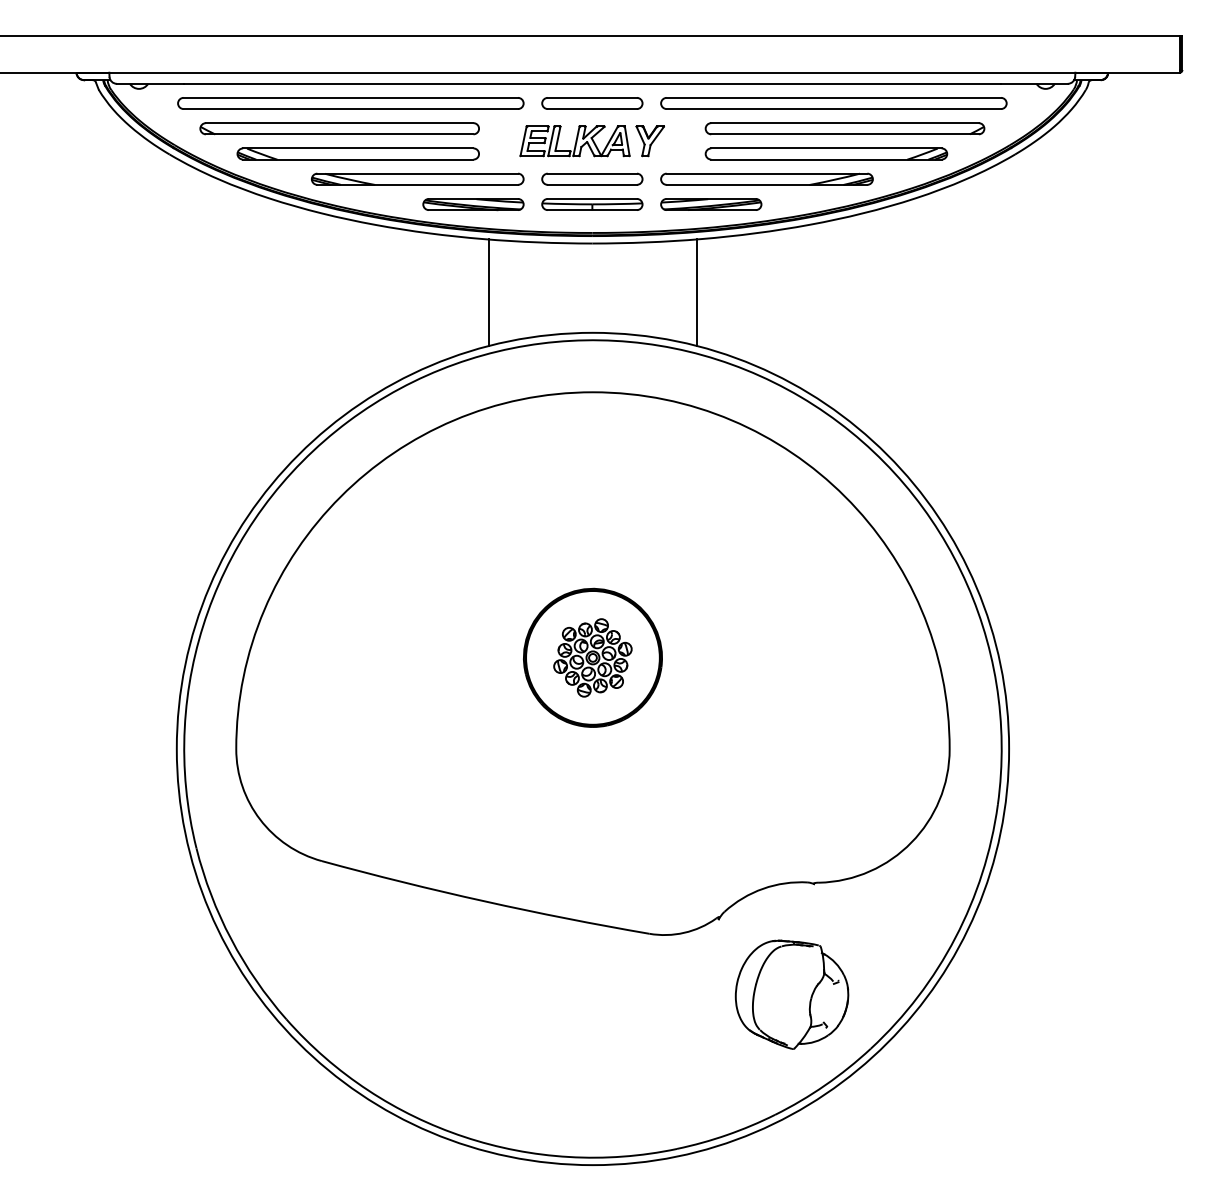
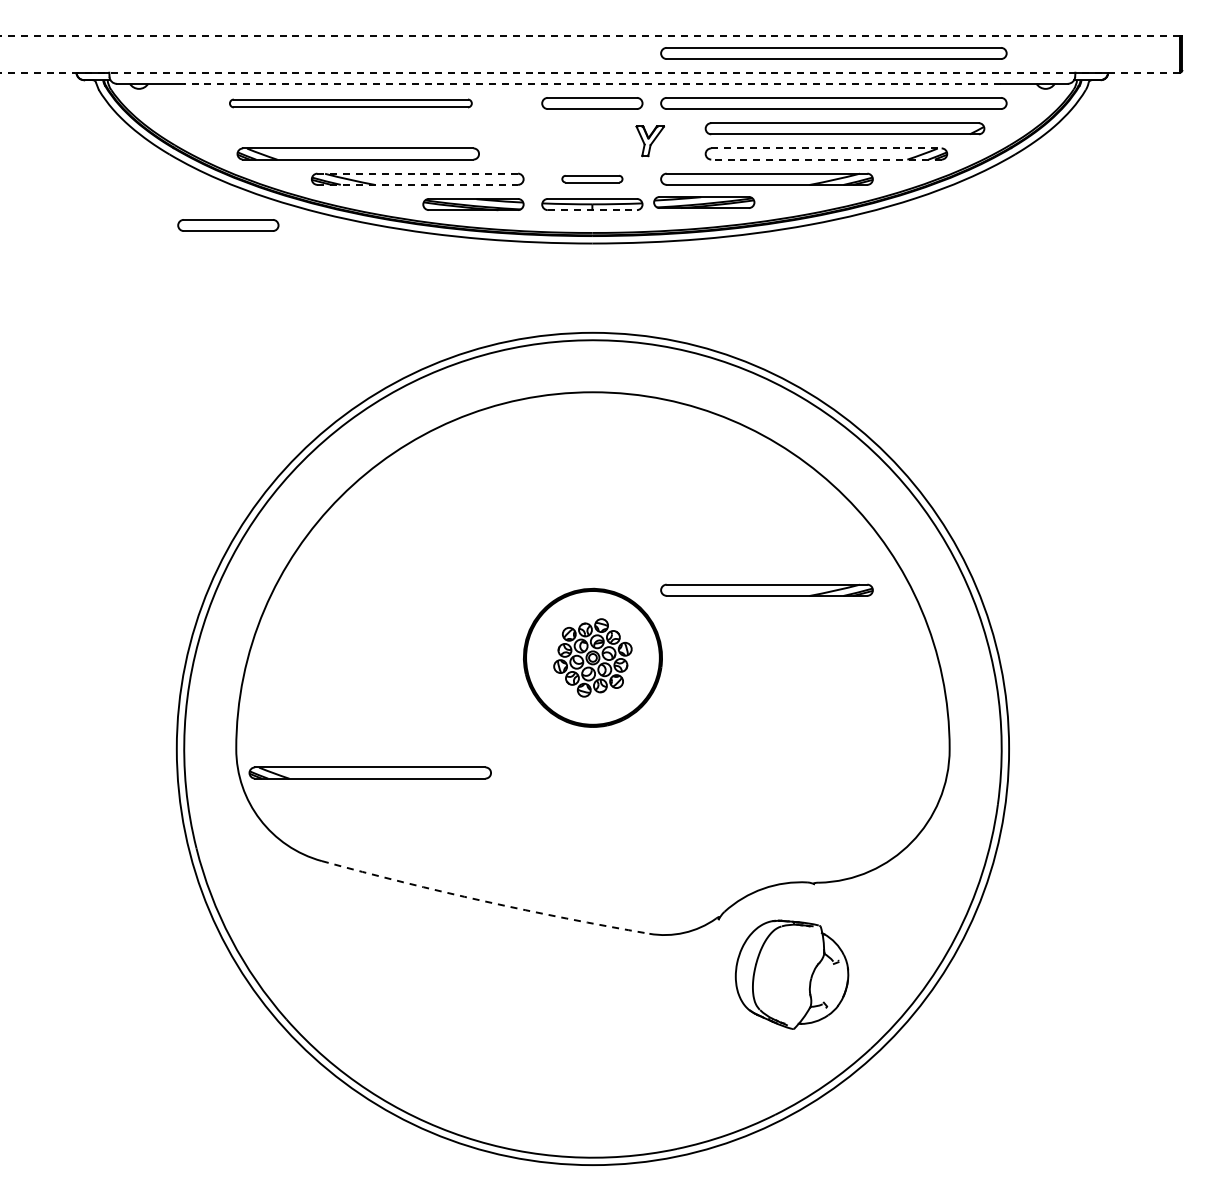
line: solid -> dashed (589, 35)
part: none -> present (833, 53)
line: solid -> dashed (589, 72)
line: solid -> dashed (592, 83)
part size: 348x13 px -> 244x11 px (350, 103)
part: present -> none (339, 128)
part: present -> none (574, 141)
line: solid -> dashed (826, 148)
line: solid -> dashed (825, 159)
line: solid -> dashed (417, 173)
part size: 103x14 px -> 63x9 px (592, 179)
line: solid -> dashed (418, 184)
part position: (711, 204) -> (704, 202) (704, 202)
line: solid -> dashed (592, 210)
part: none -> present (228, 225)
line: present -> none (488, 292)
line: present -> none (697, 292)
part: none -> present (766, 589)
part: none -> present (369, 772)
arc: solid -> dashed (484, 901)
part position: (791, 994) -> (791, 974) (791, 974)
